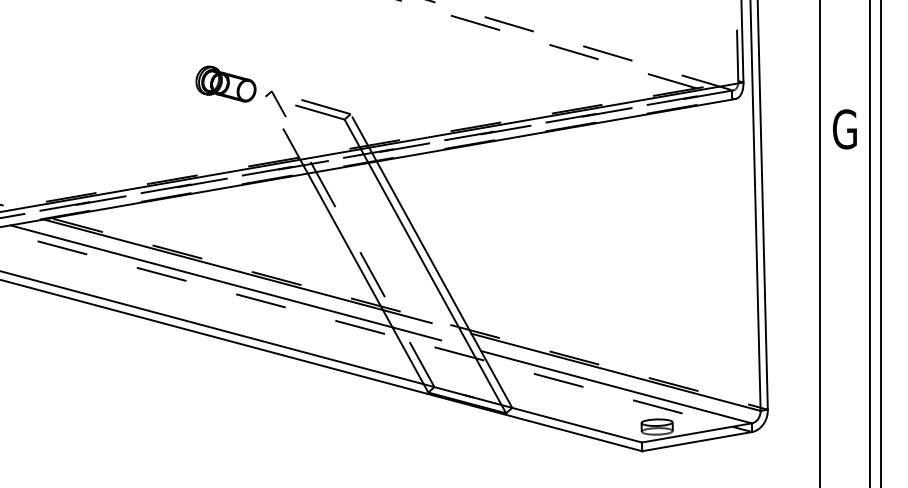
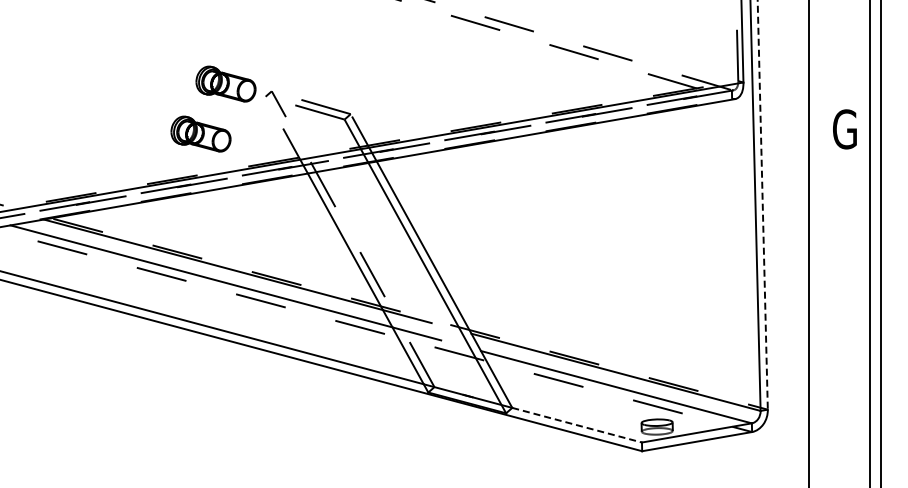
part: none -> present (200, 133)
line: solid -> dashed (762, 204)
line position: (819, 243) -> (808, 243) (808, 243)
line: solid -> dashed (577, 425)
